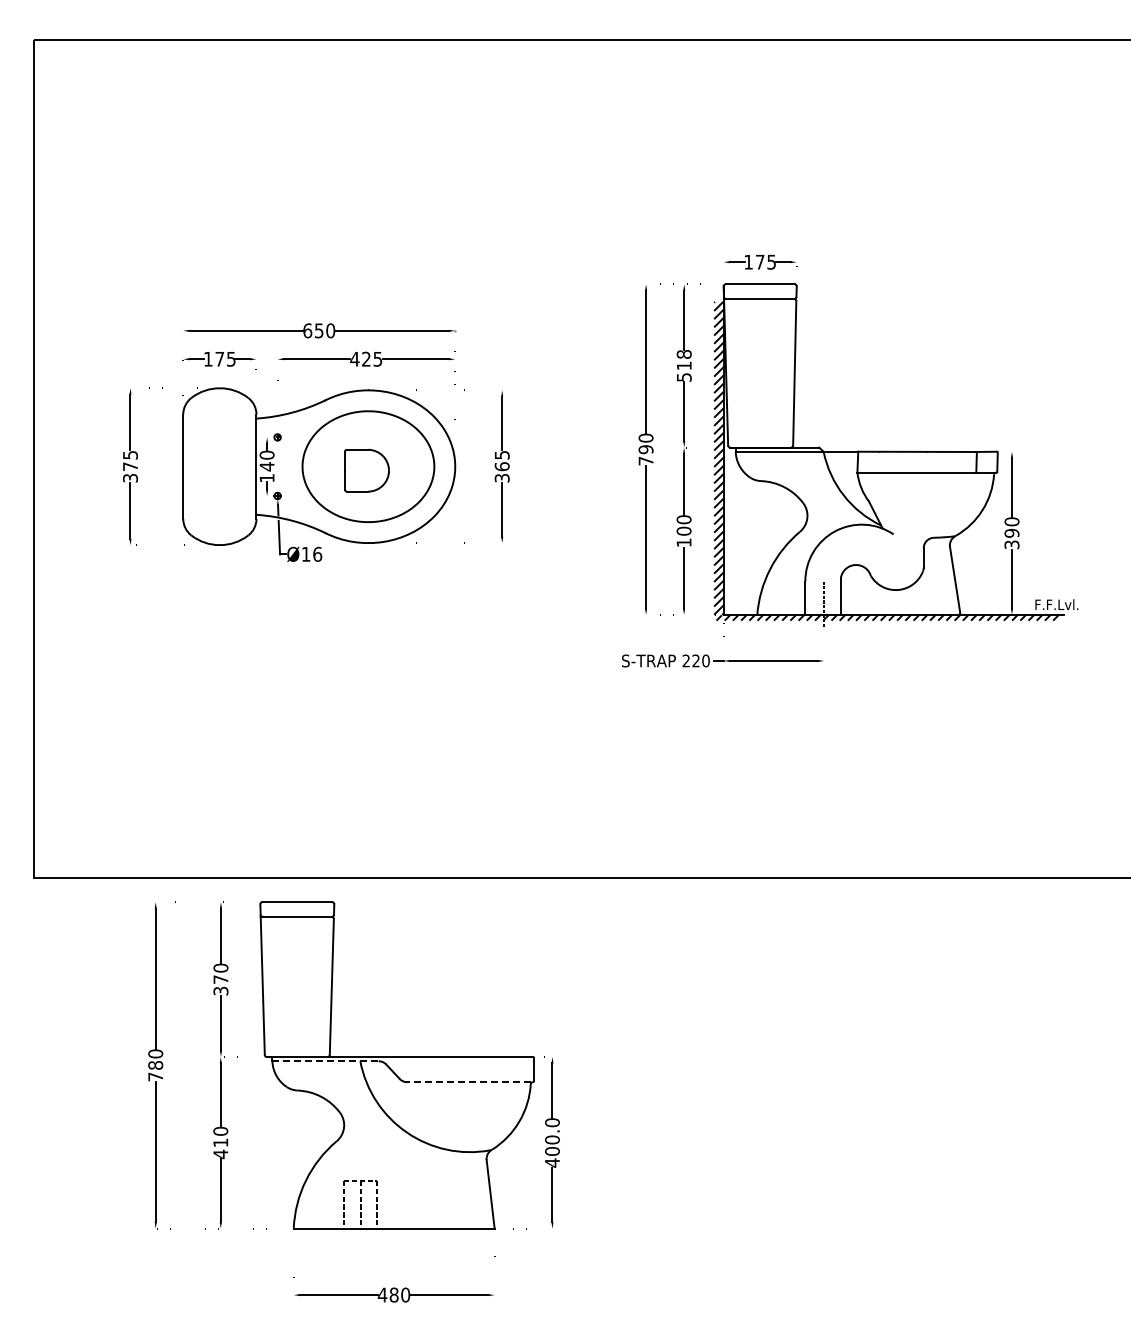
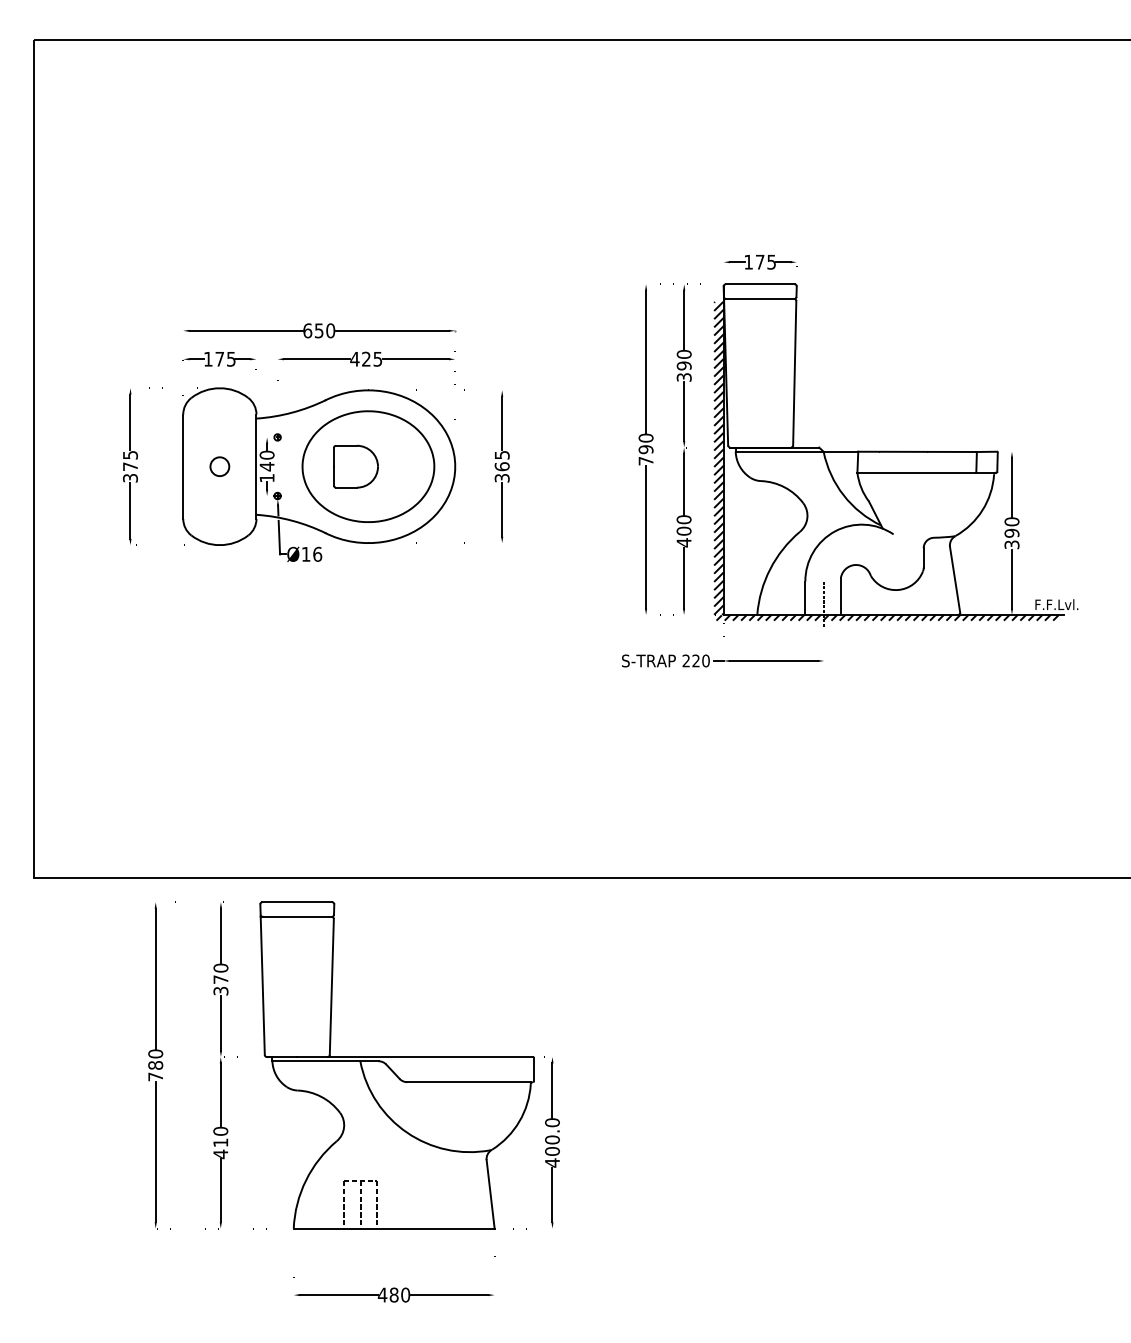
text: 518 -> 390 (683, 365)
circle: none -> present (219, 466)
part position: (366, 470) -> (355, 466) (355, 466)
text: 100 -> 400 (683, 542)
line: dashed -> solid (326, 1061)
line: dashed -> solid (469, 1082)
